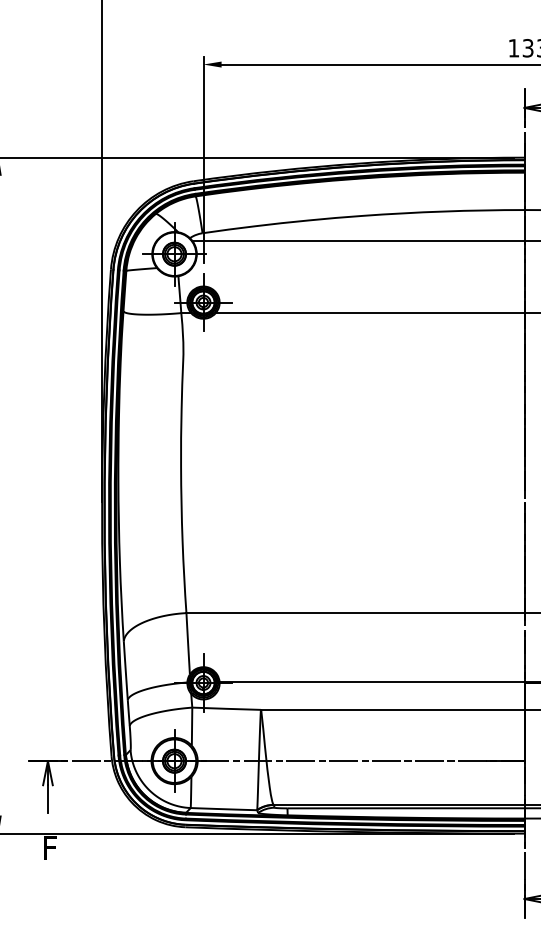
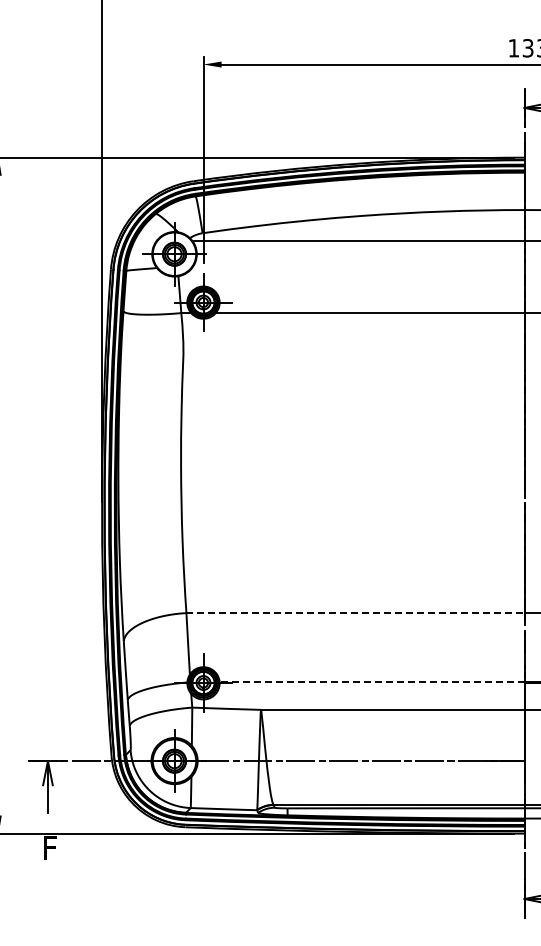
line: solid -> dashed (356, 613)
line: solid -> dashed (371, 682)
